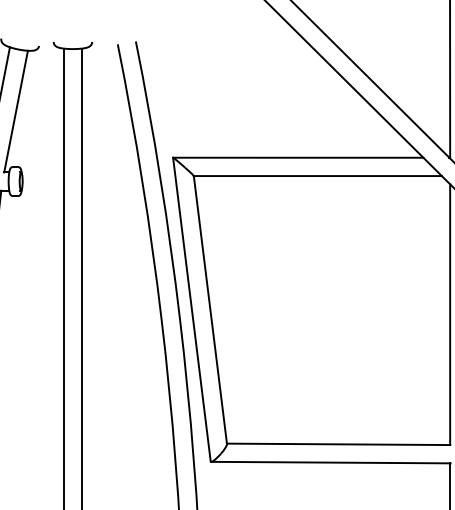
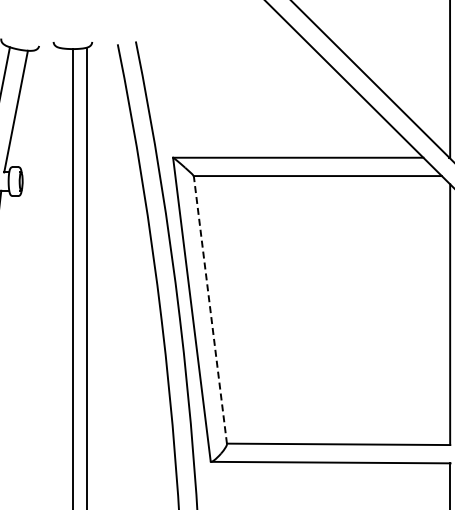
line position: (63, 277) -> (72, 277) (72, 277)
line position: (82, 277) -> (87, 277) (87, 277)
line: solid -> dashed (210, 309)
